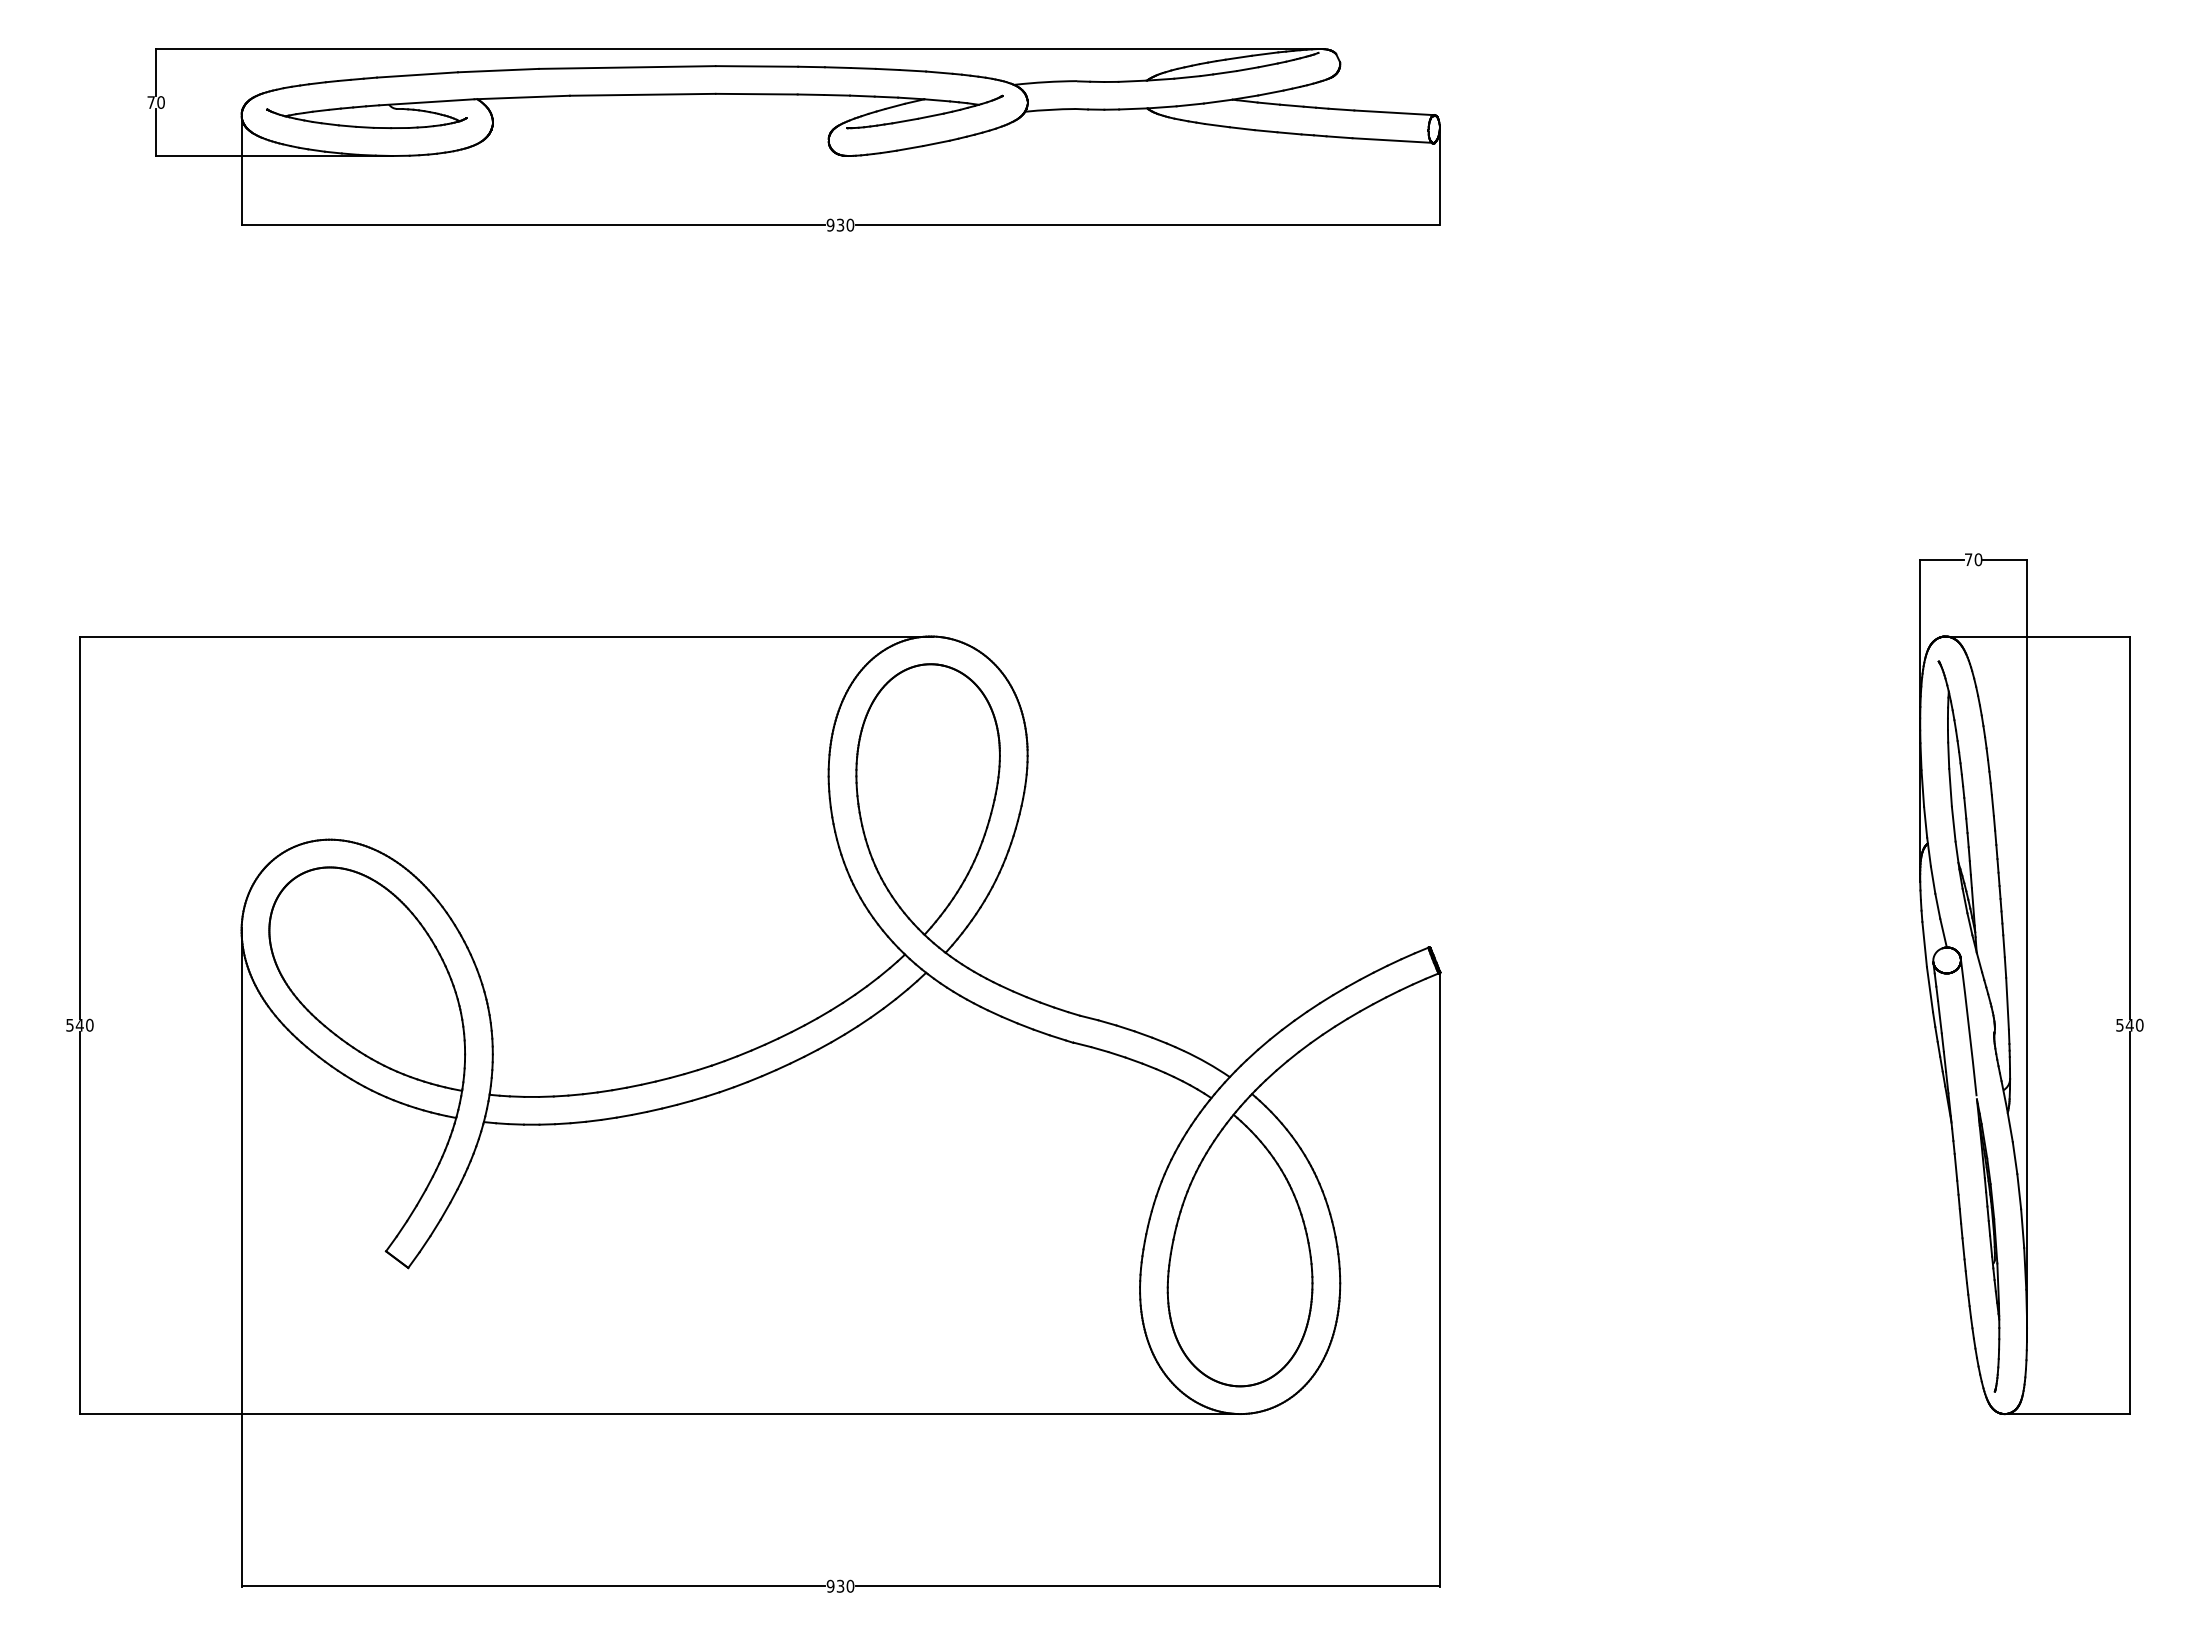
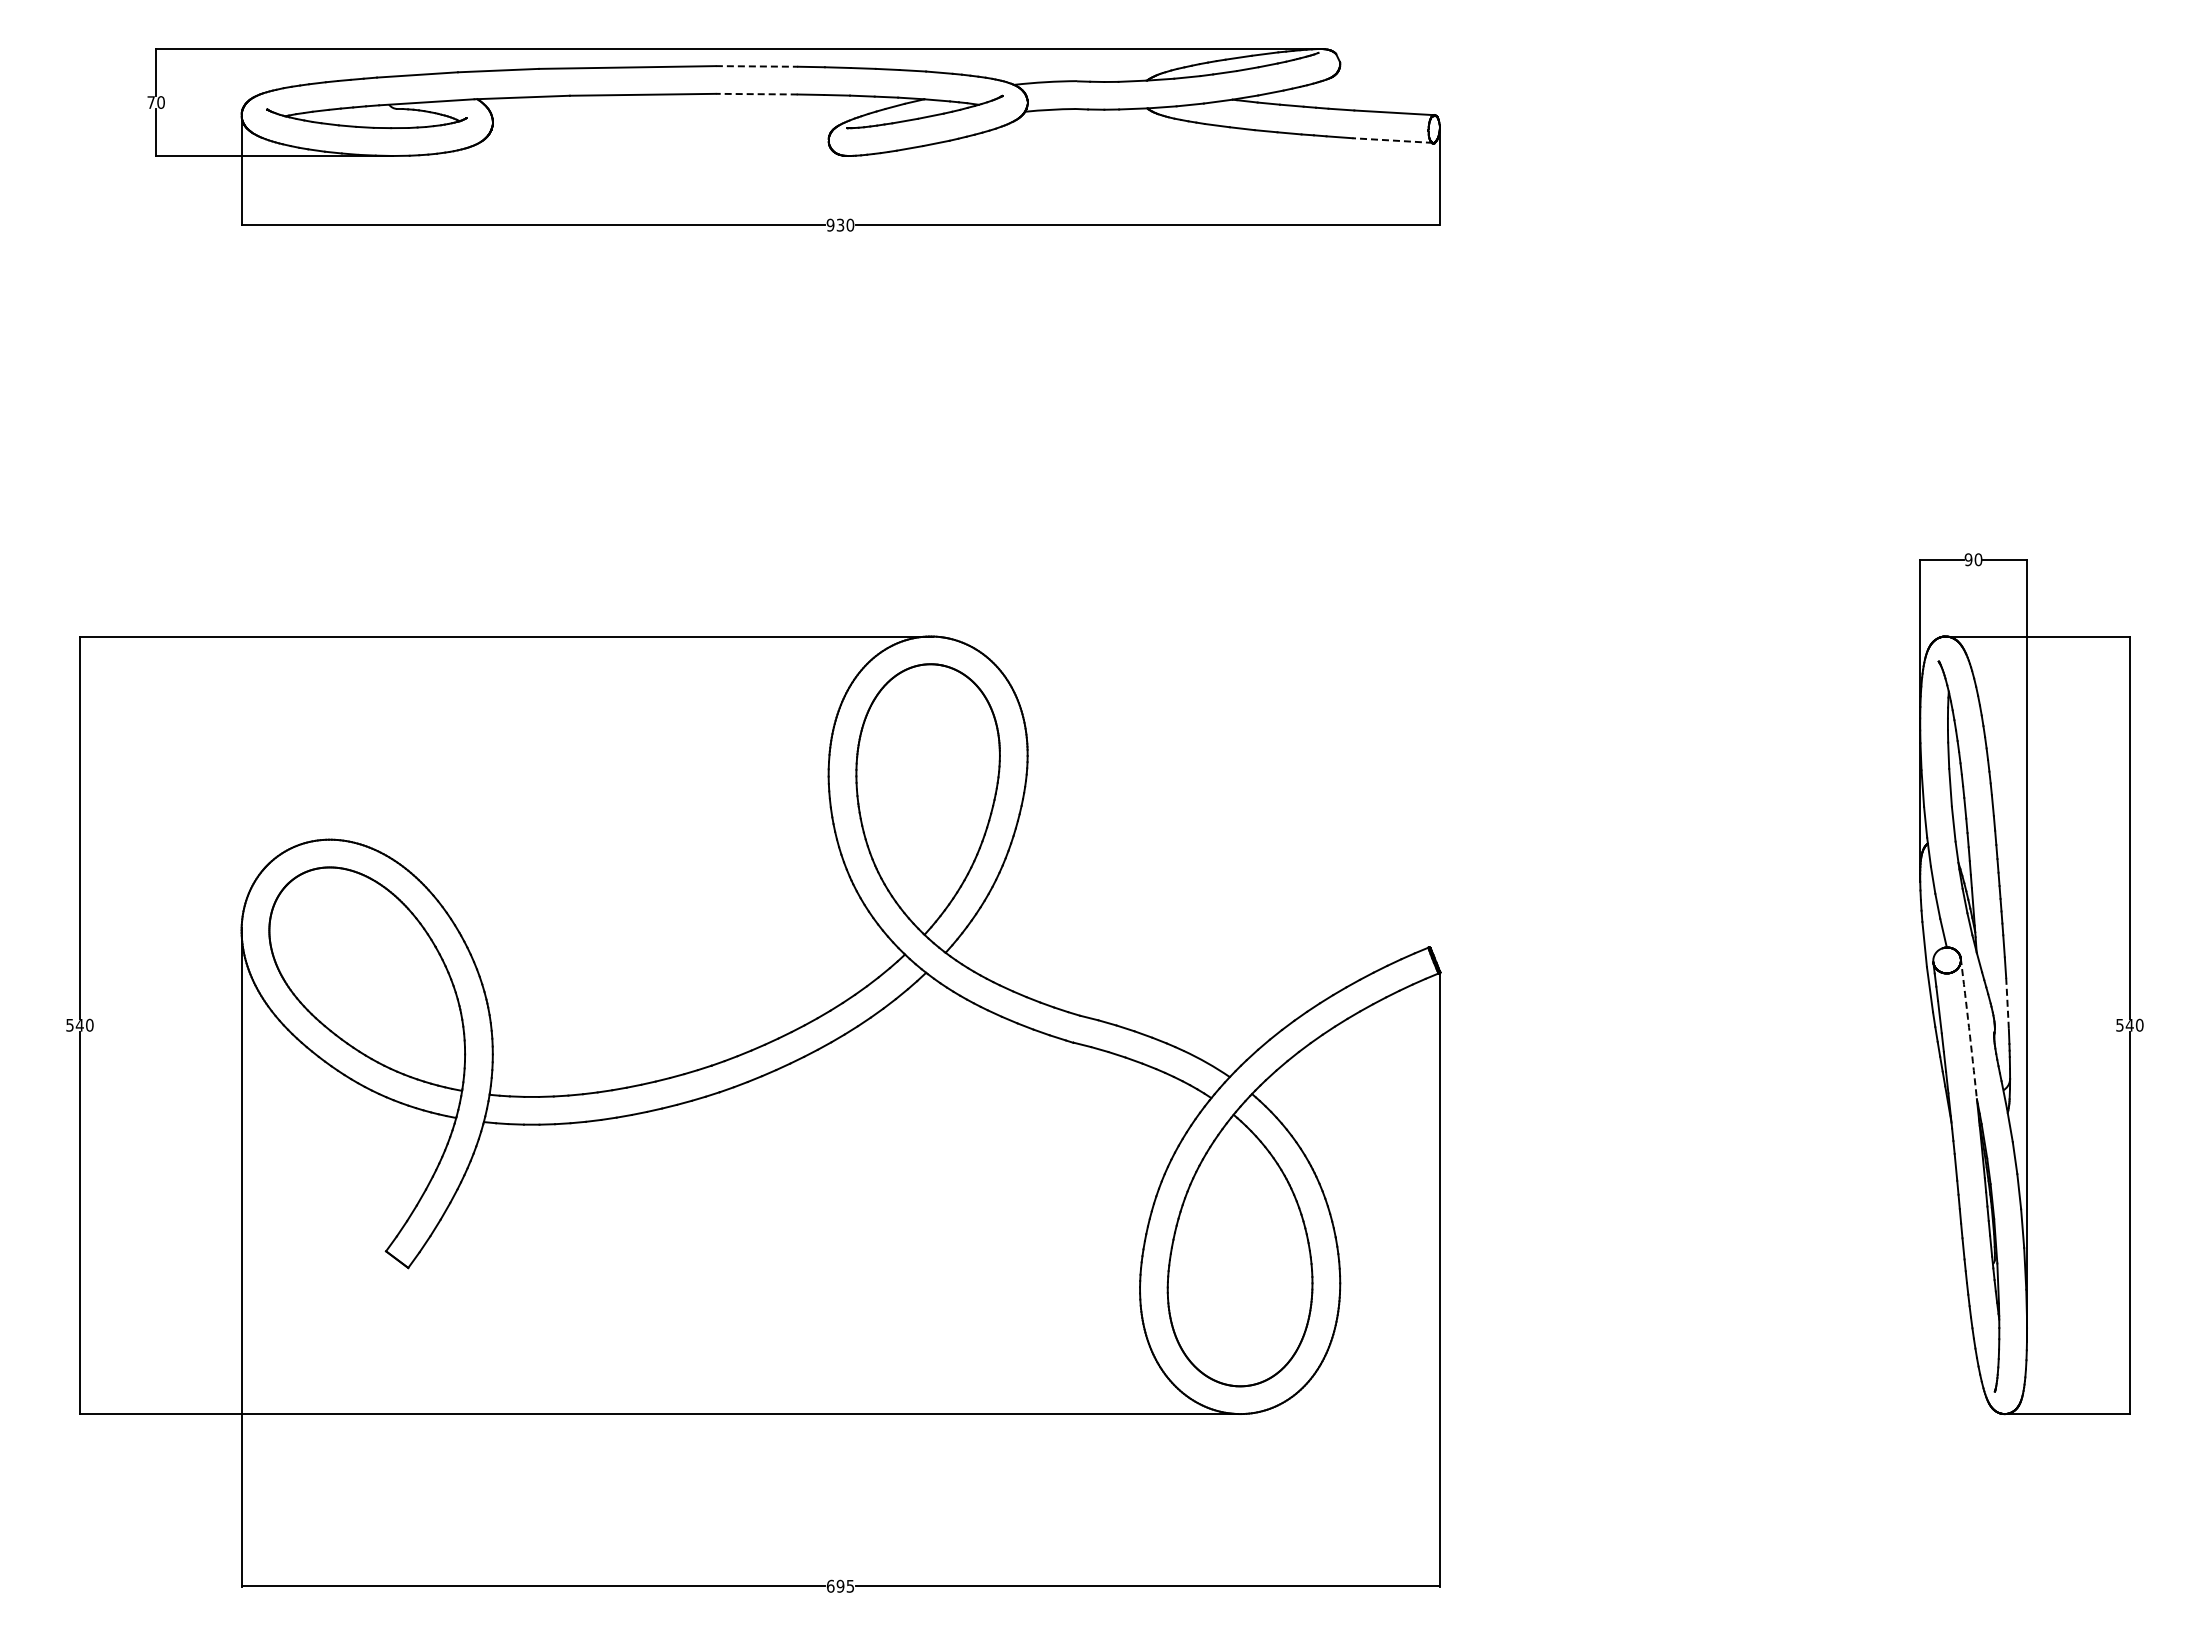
line: solid -> dashed (757, 66)
line: solid -> dashed (756, 94)
line: solid -> dashed (1392, 140)
text: 70 -> 90 (1968, 559)
line: solid -> dashed (2007, 1003)
arc: solid -> dashed (1969, 1027)
text: 930 -> 695 (840, 1585)
